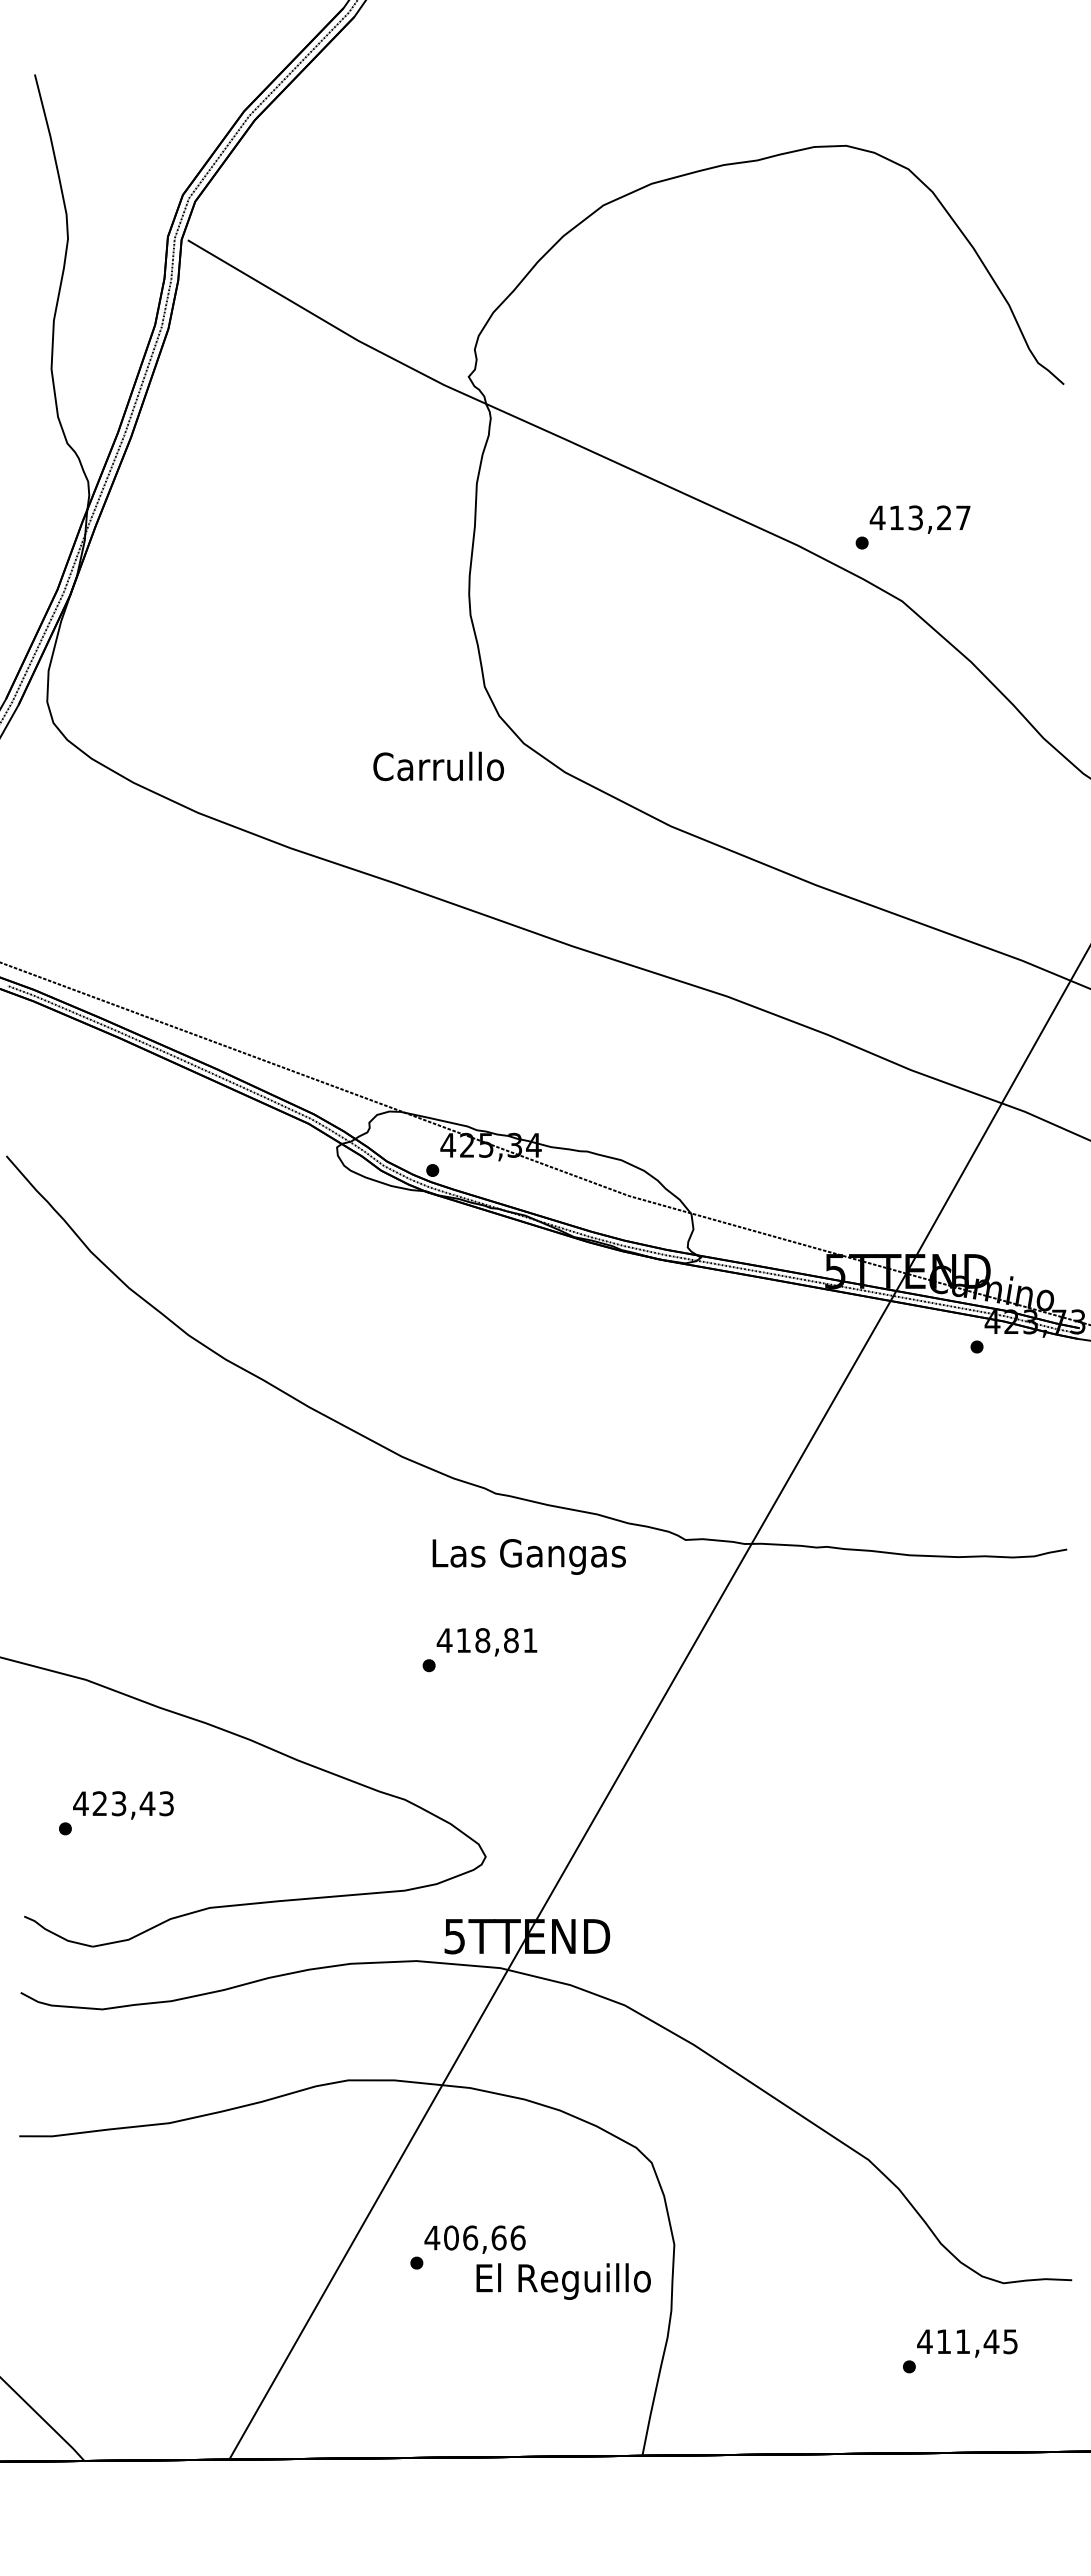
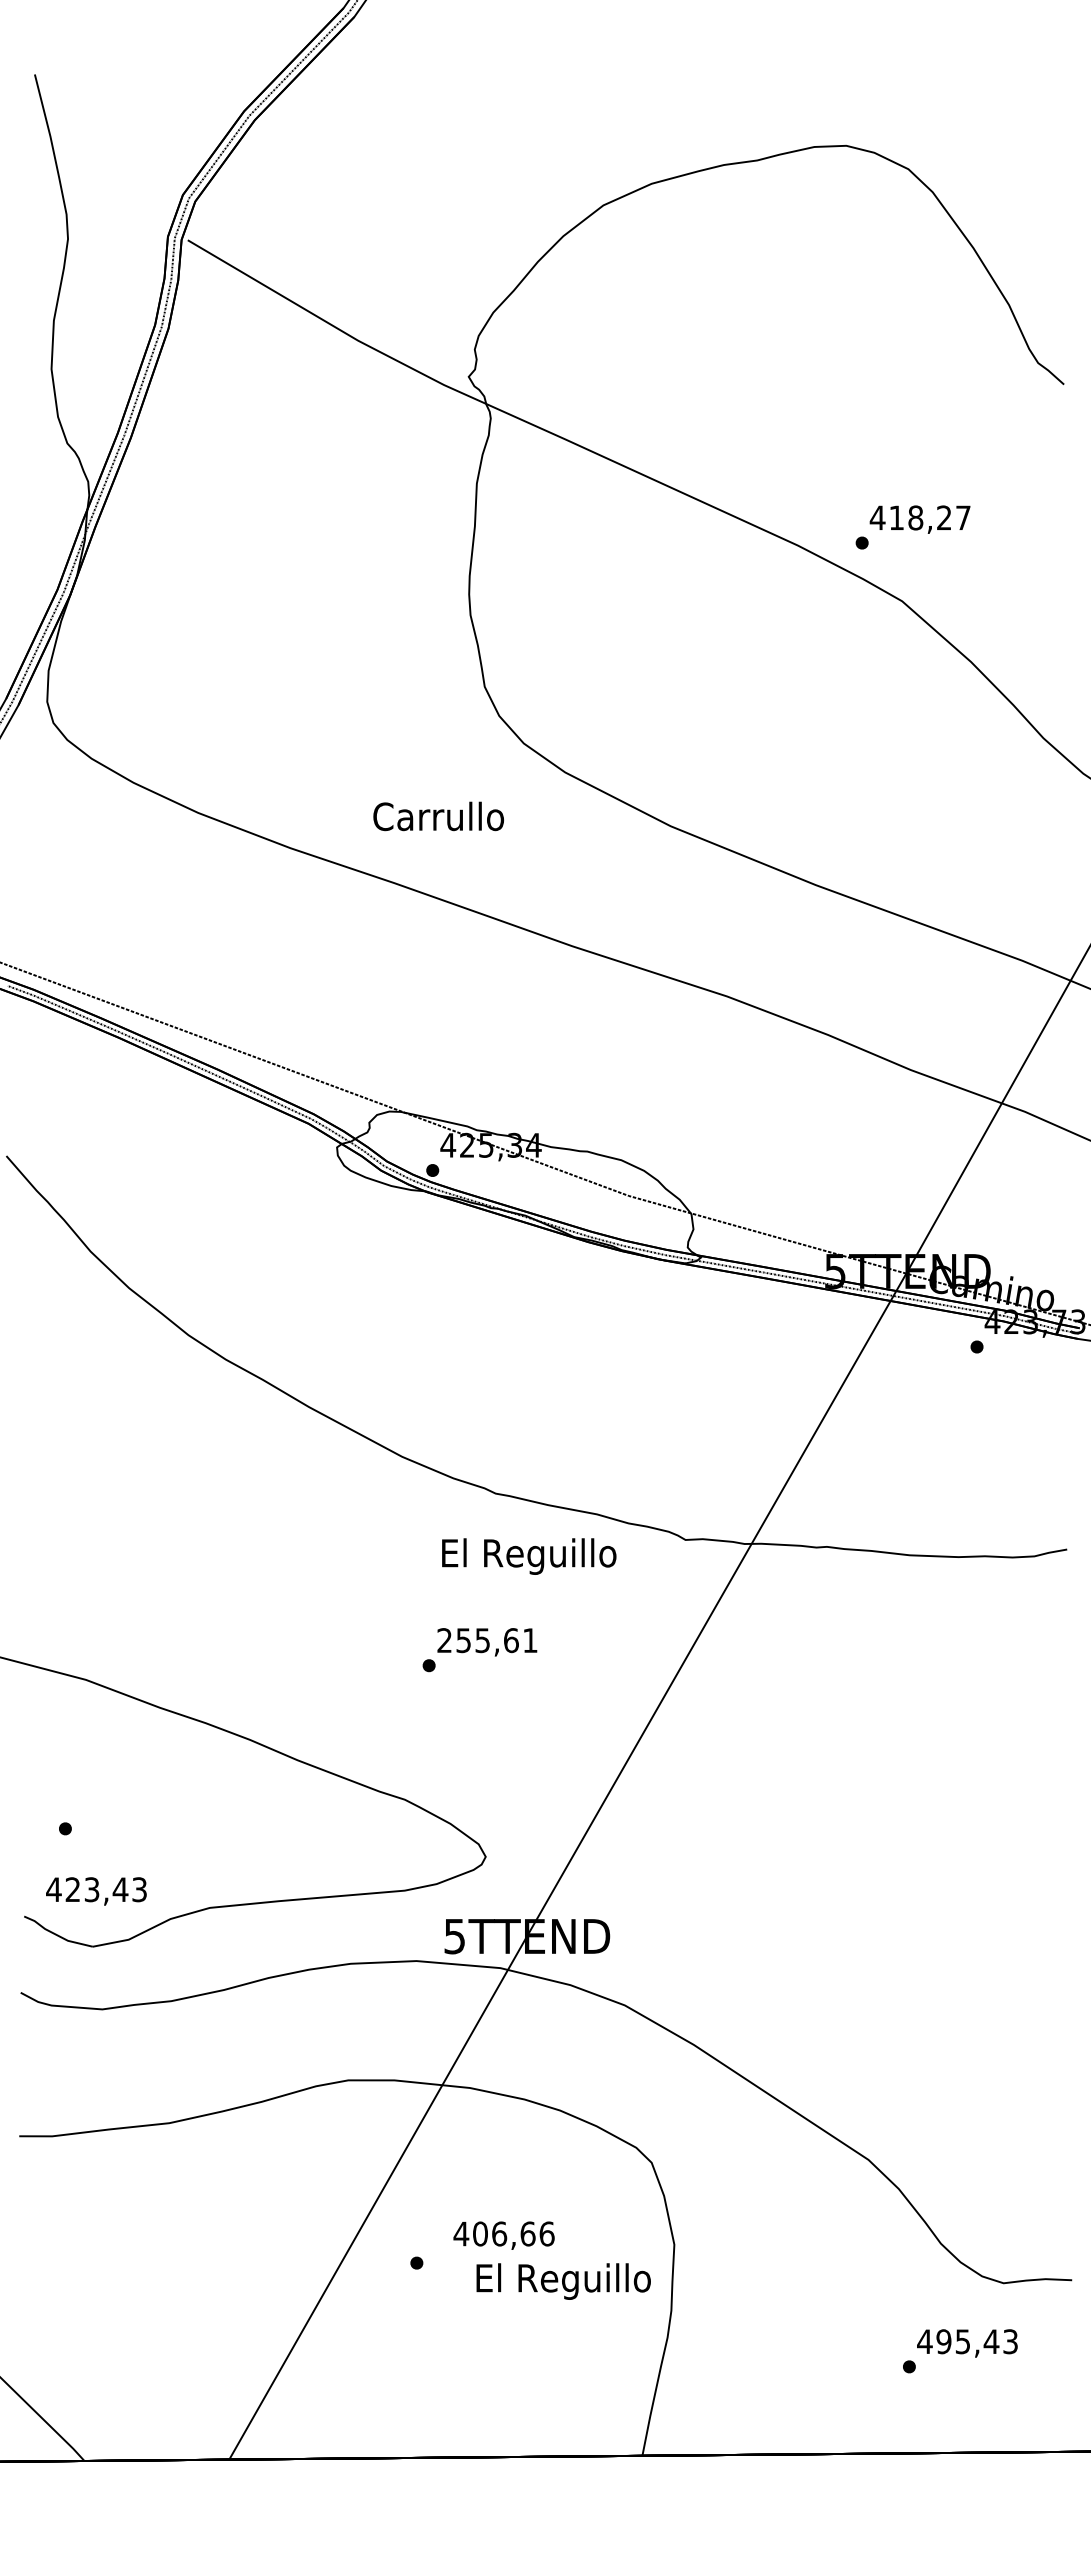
text: 413,27 -> 418,27 (915, 517)
text position: (438, 766) -> (438, 816) (438, 816)
text: Las Gangas -> El Reguillo (528, 1556)
text: 418,81 -> 255,61 (477, 1640)
text position: (123, 1805) -> (96, 1891) (96, 1891)
text position: (474, 2239) -> (503, 2235) (503, 2235)
text: 411,45 -> 495,43 (976, 2341)
